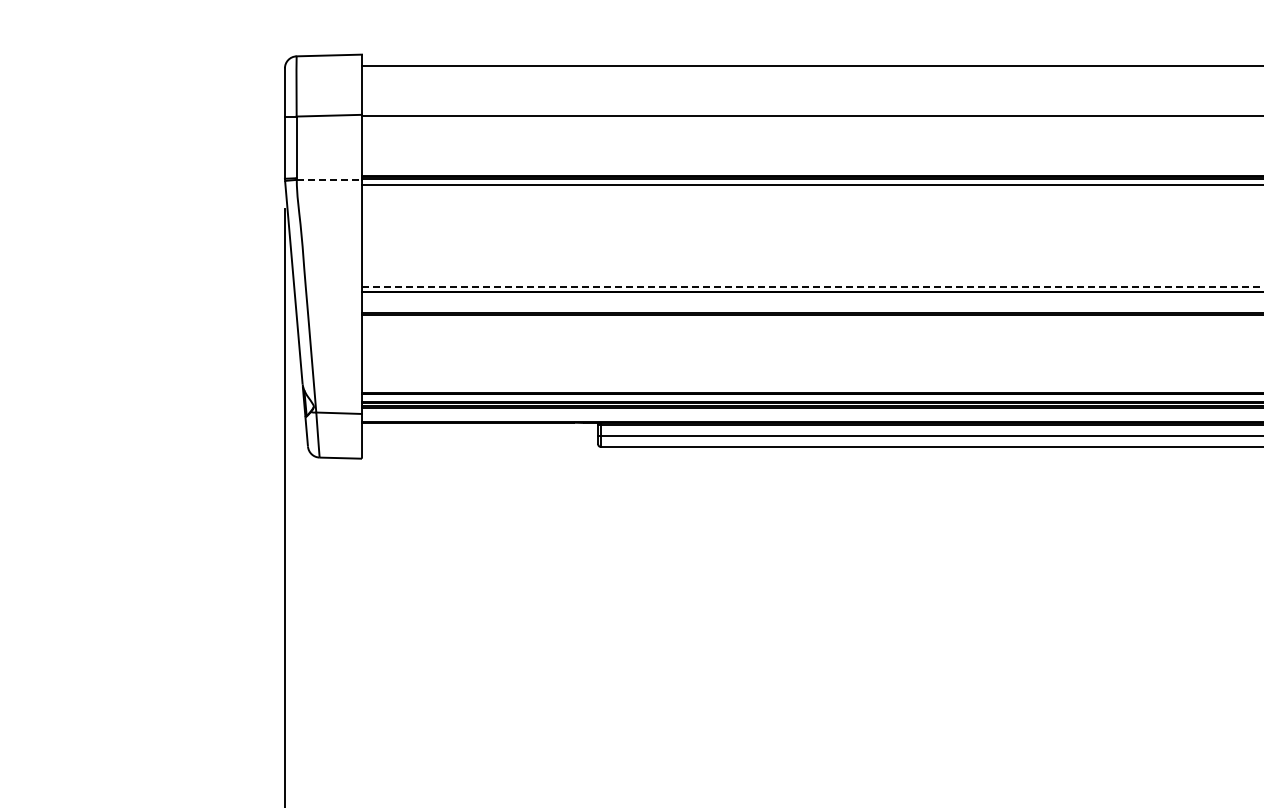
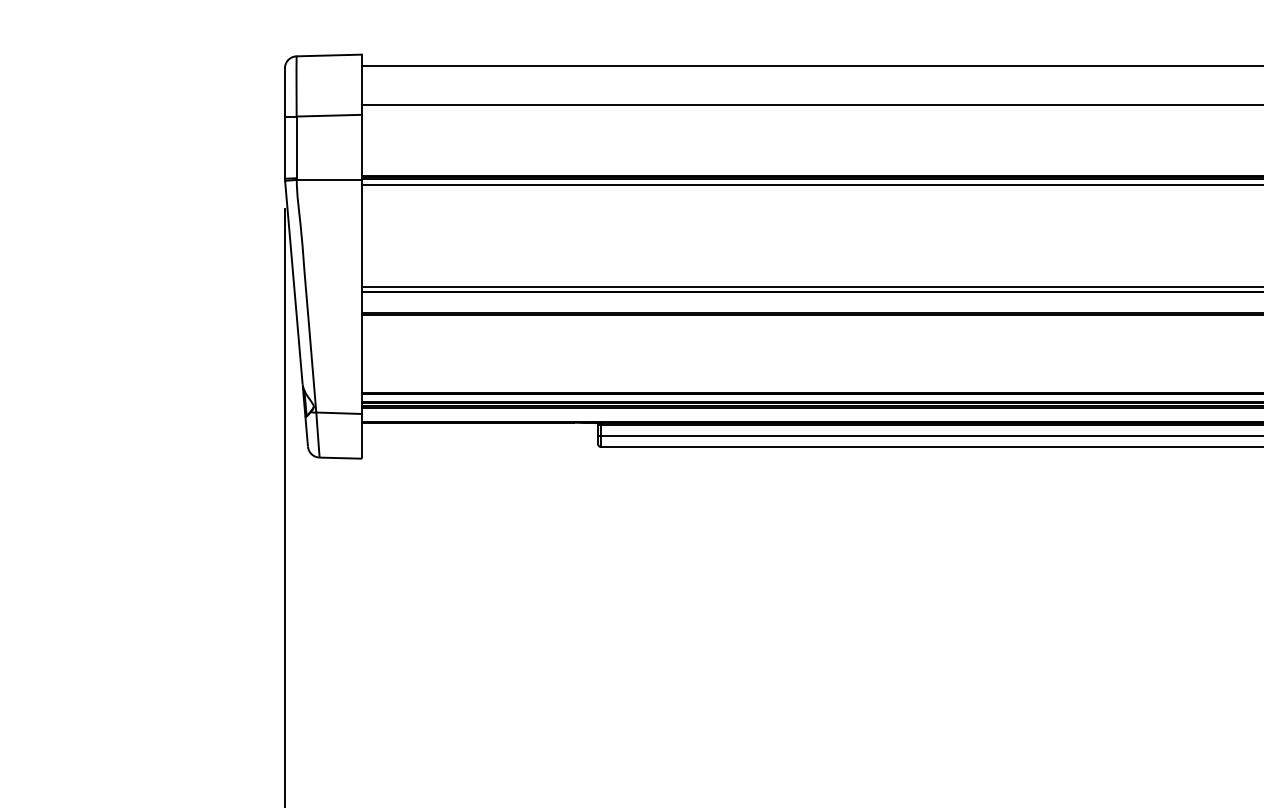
line position: (811, 115) -> (811, 104) (811, 104)
line: dashed -> solid (329, 179)
line: dashed -> solid (812, 286)
